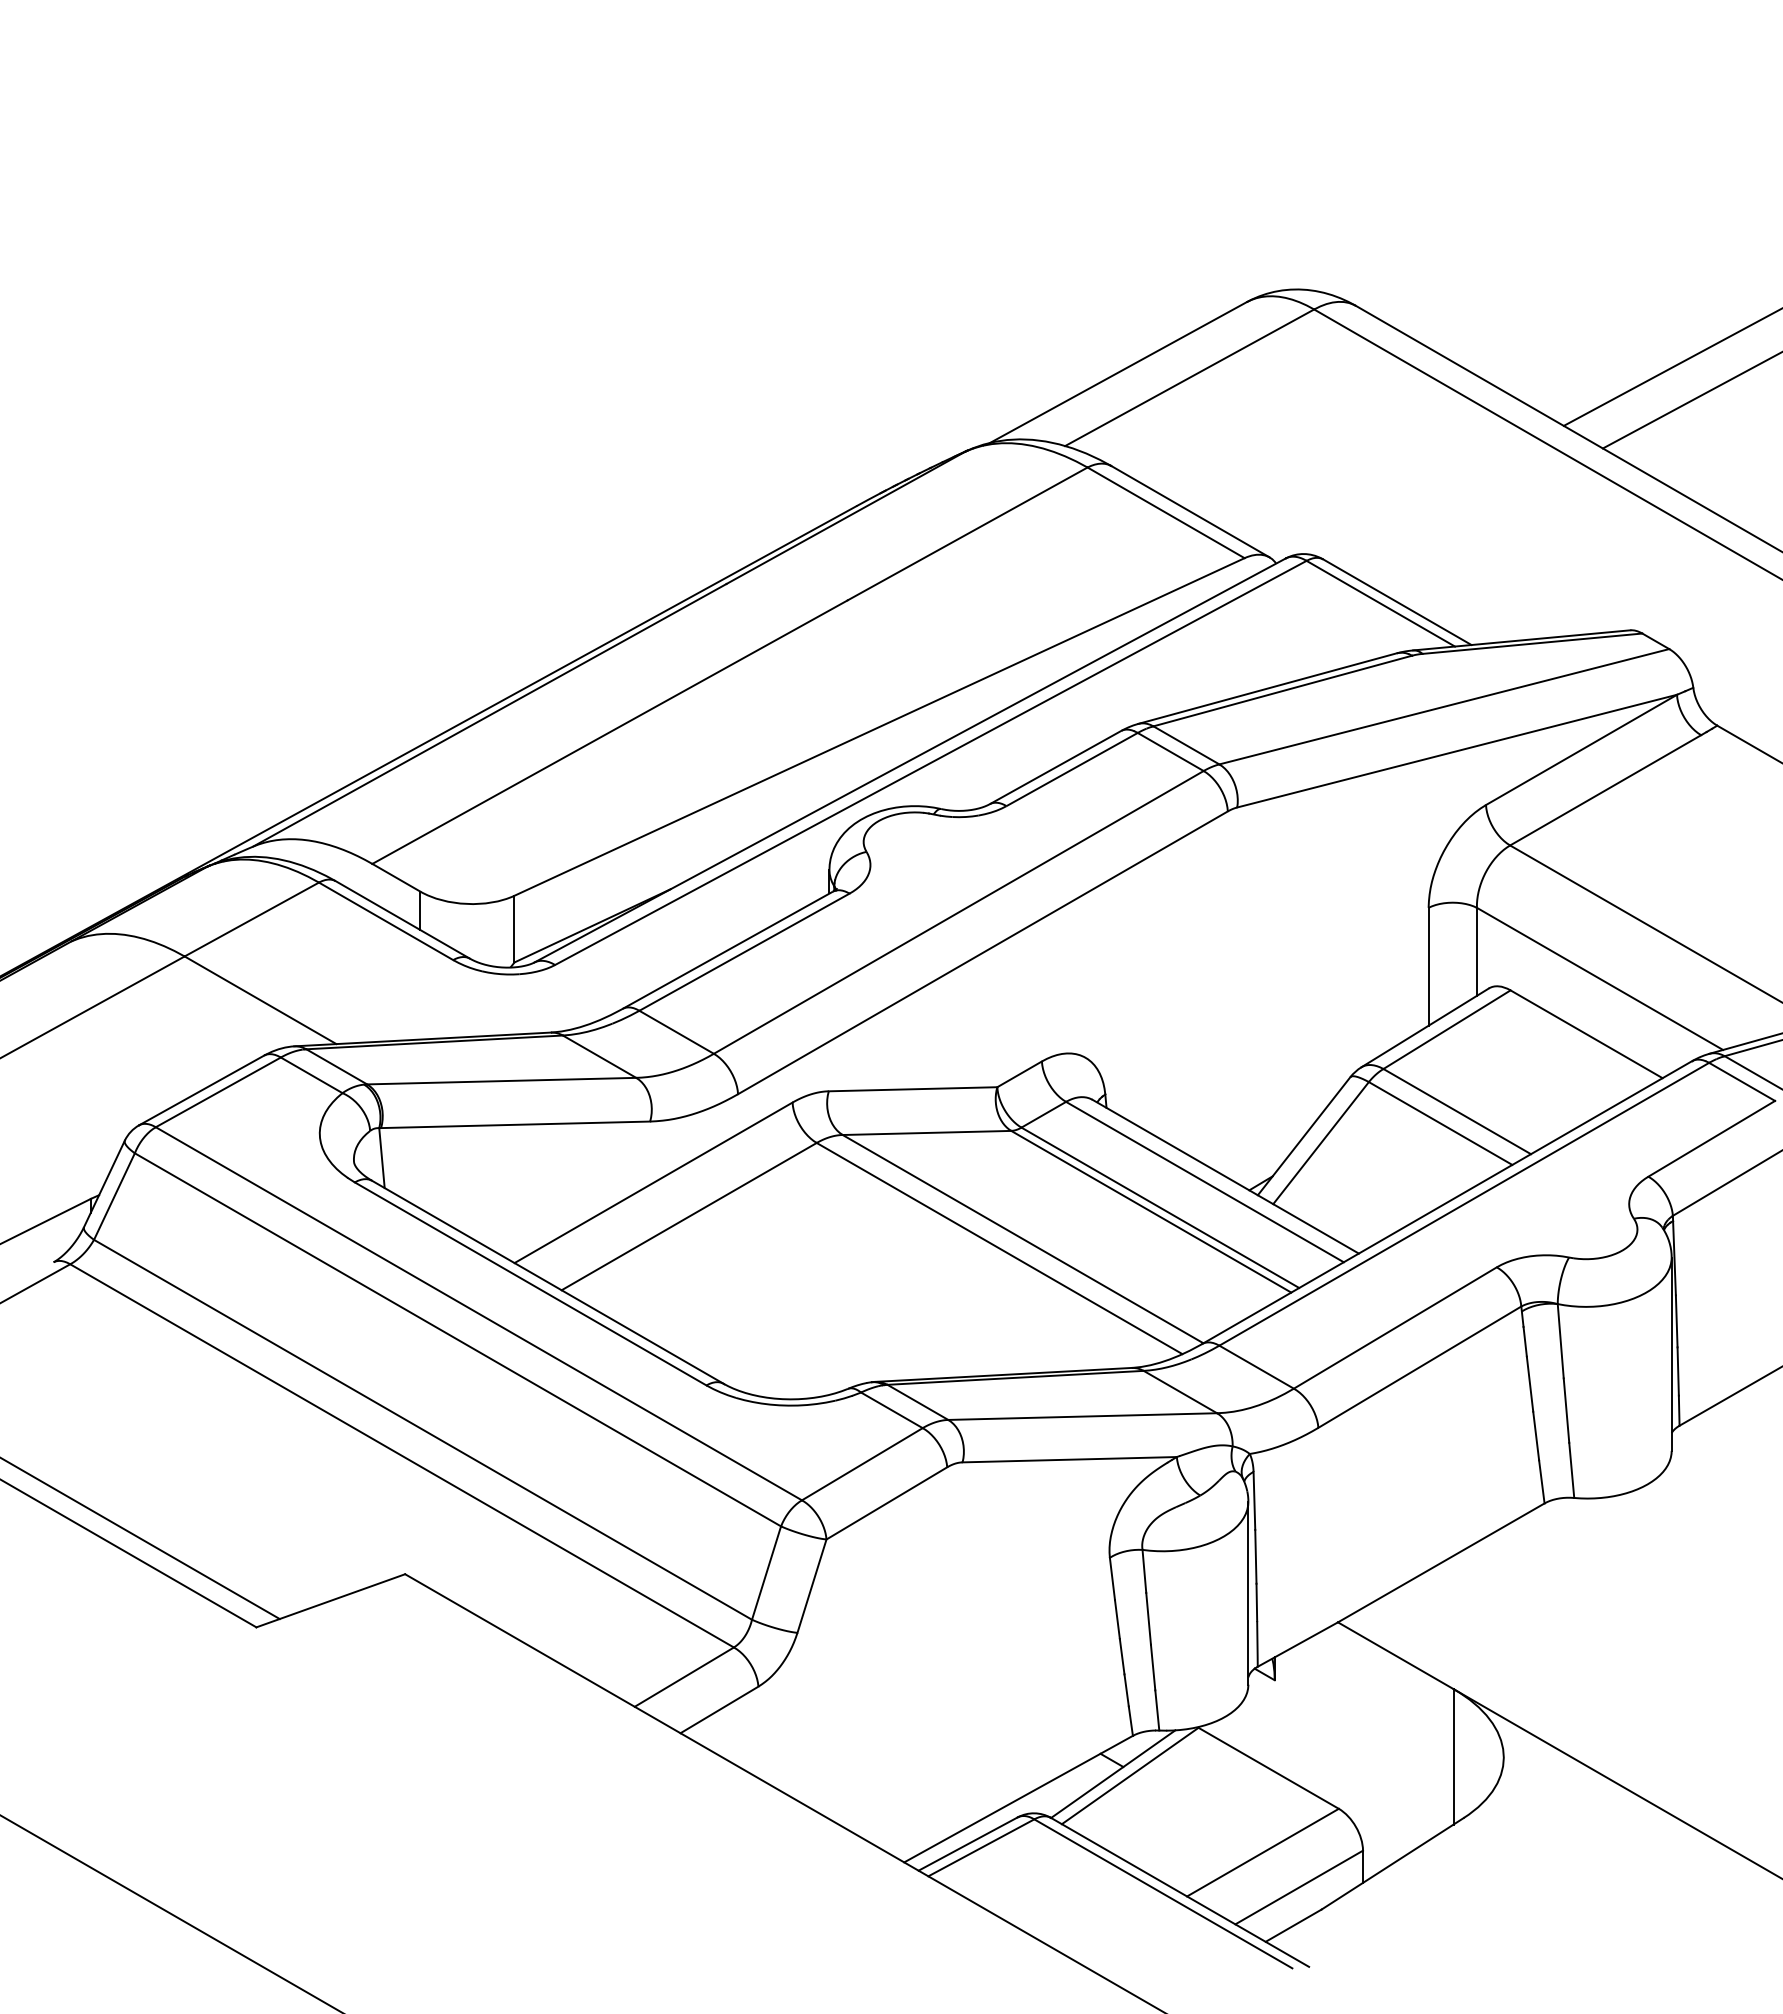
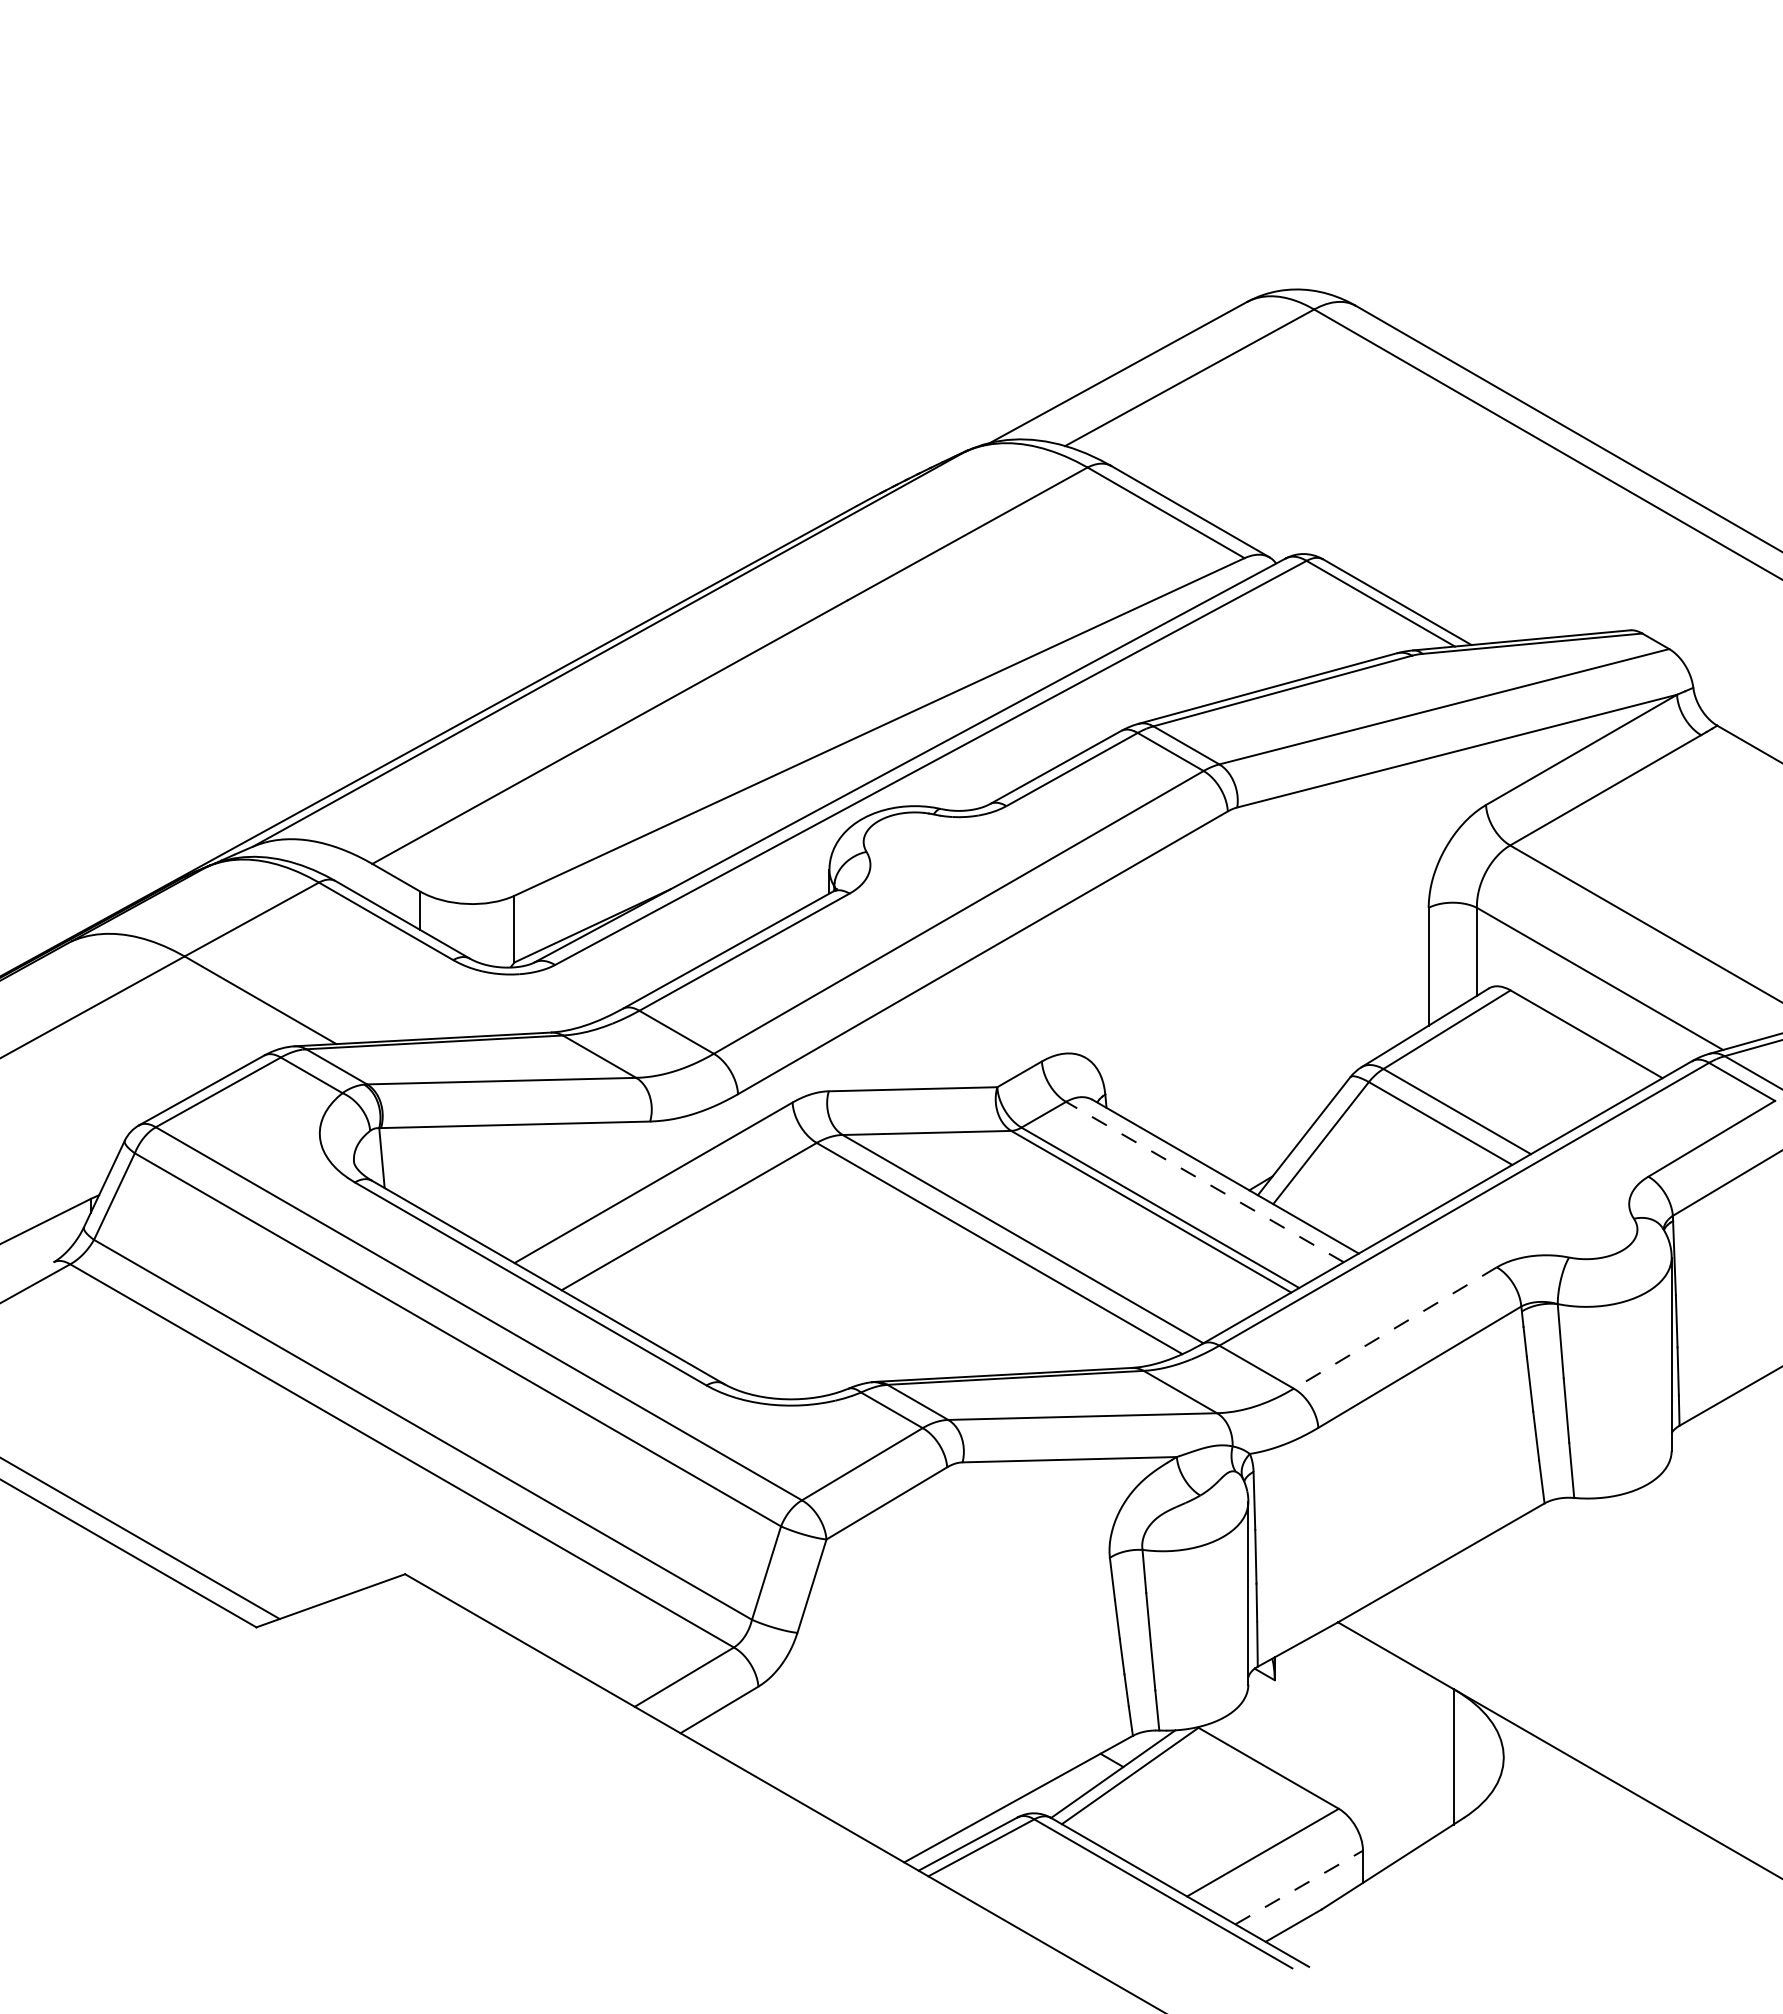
line: present -> none (1671, 367)
line: present -> none (1690, 400)
line: solid -> dashed (1204, 1181)
line: solid -> dashed (1394, 1328)
line: solid -> dashed (1299, 1887)
line: present -> none (170, 1913)
